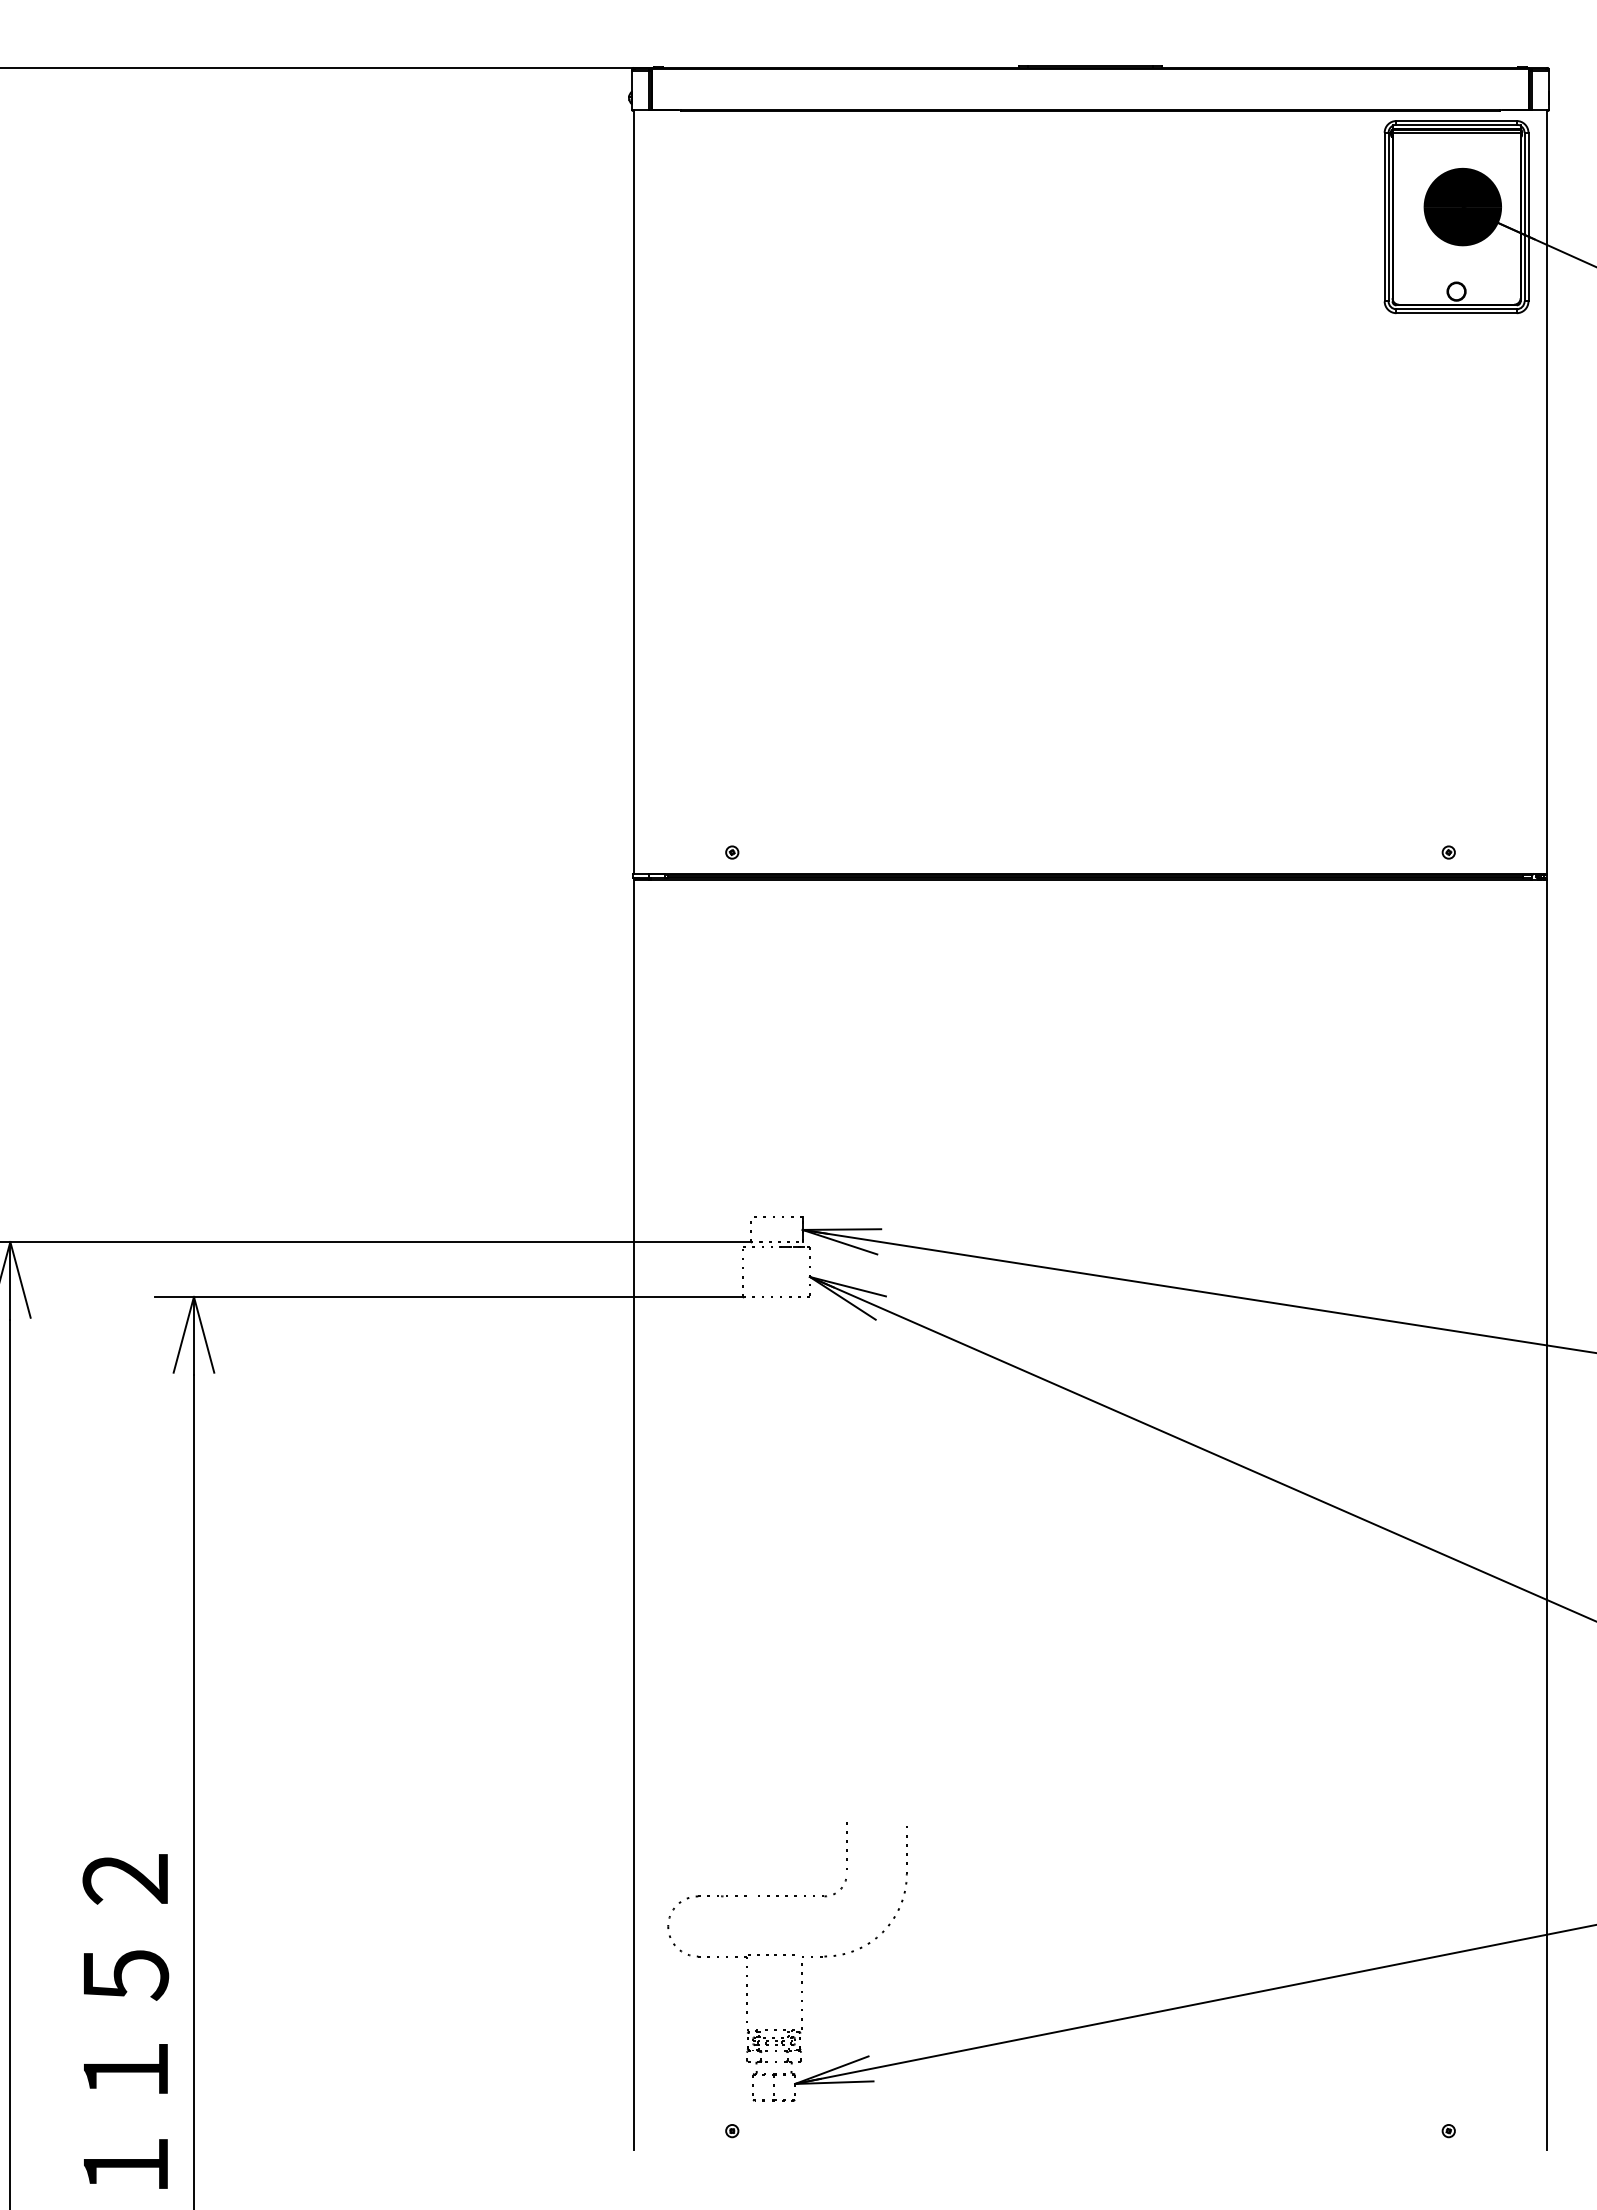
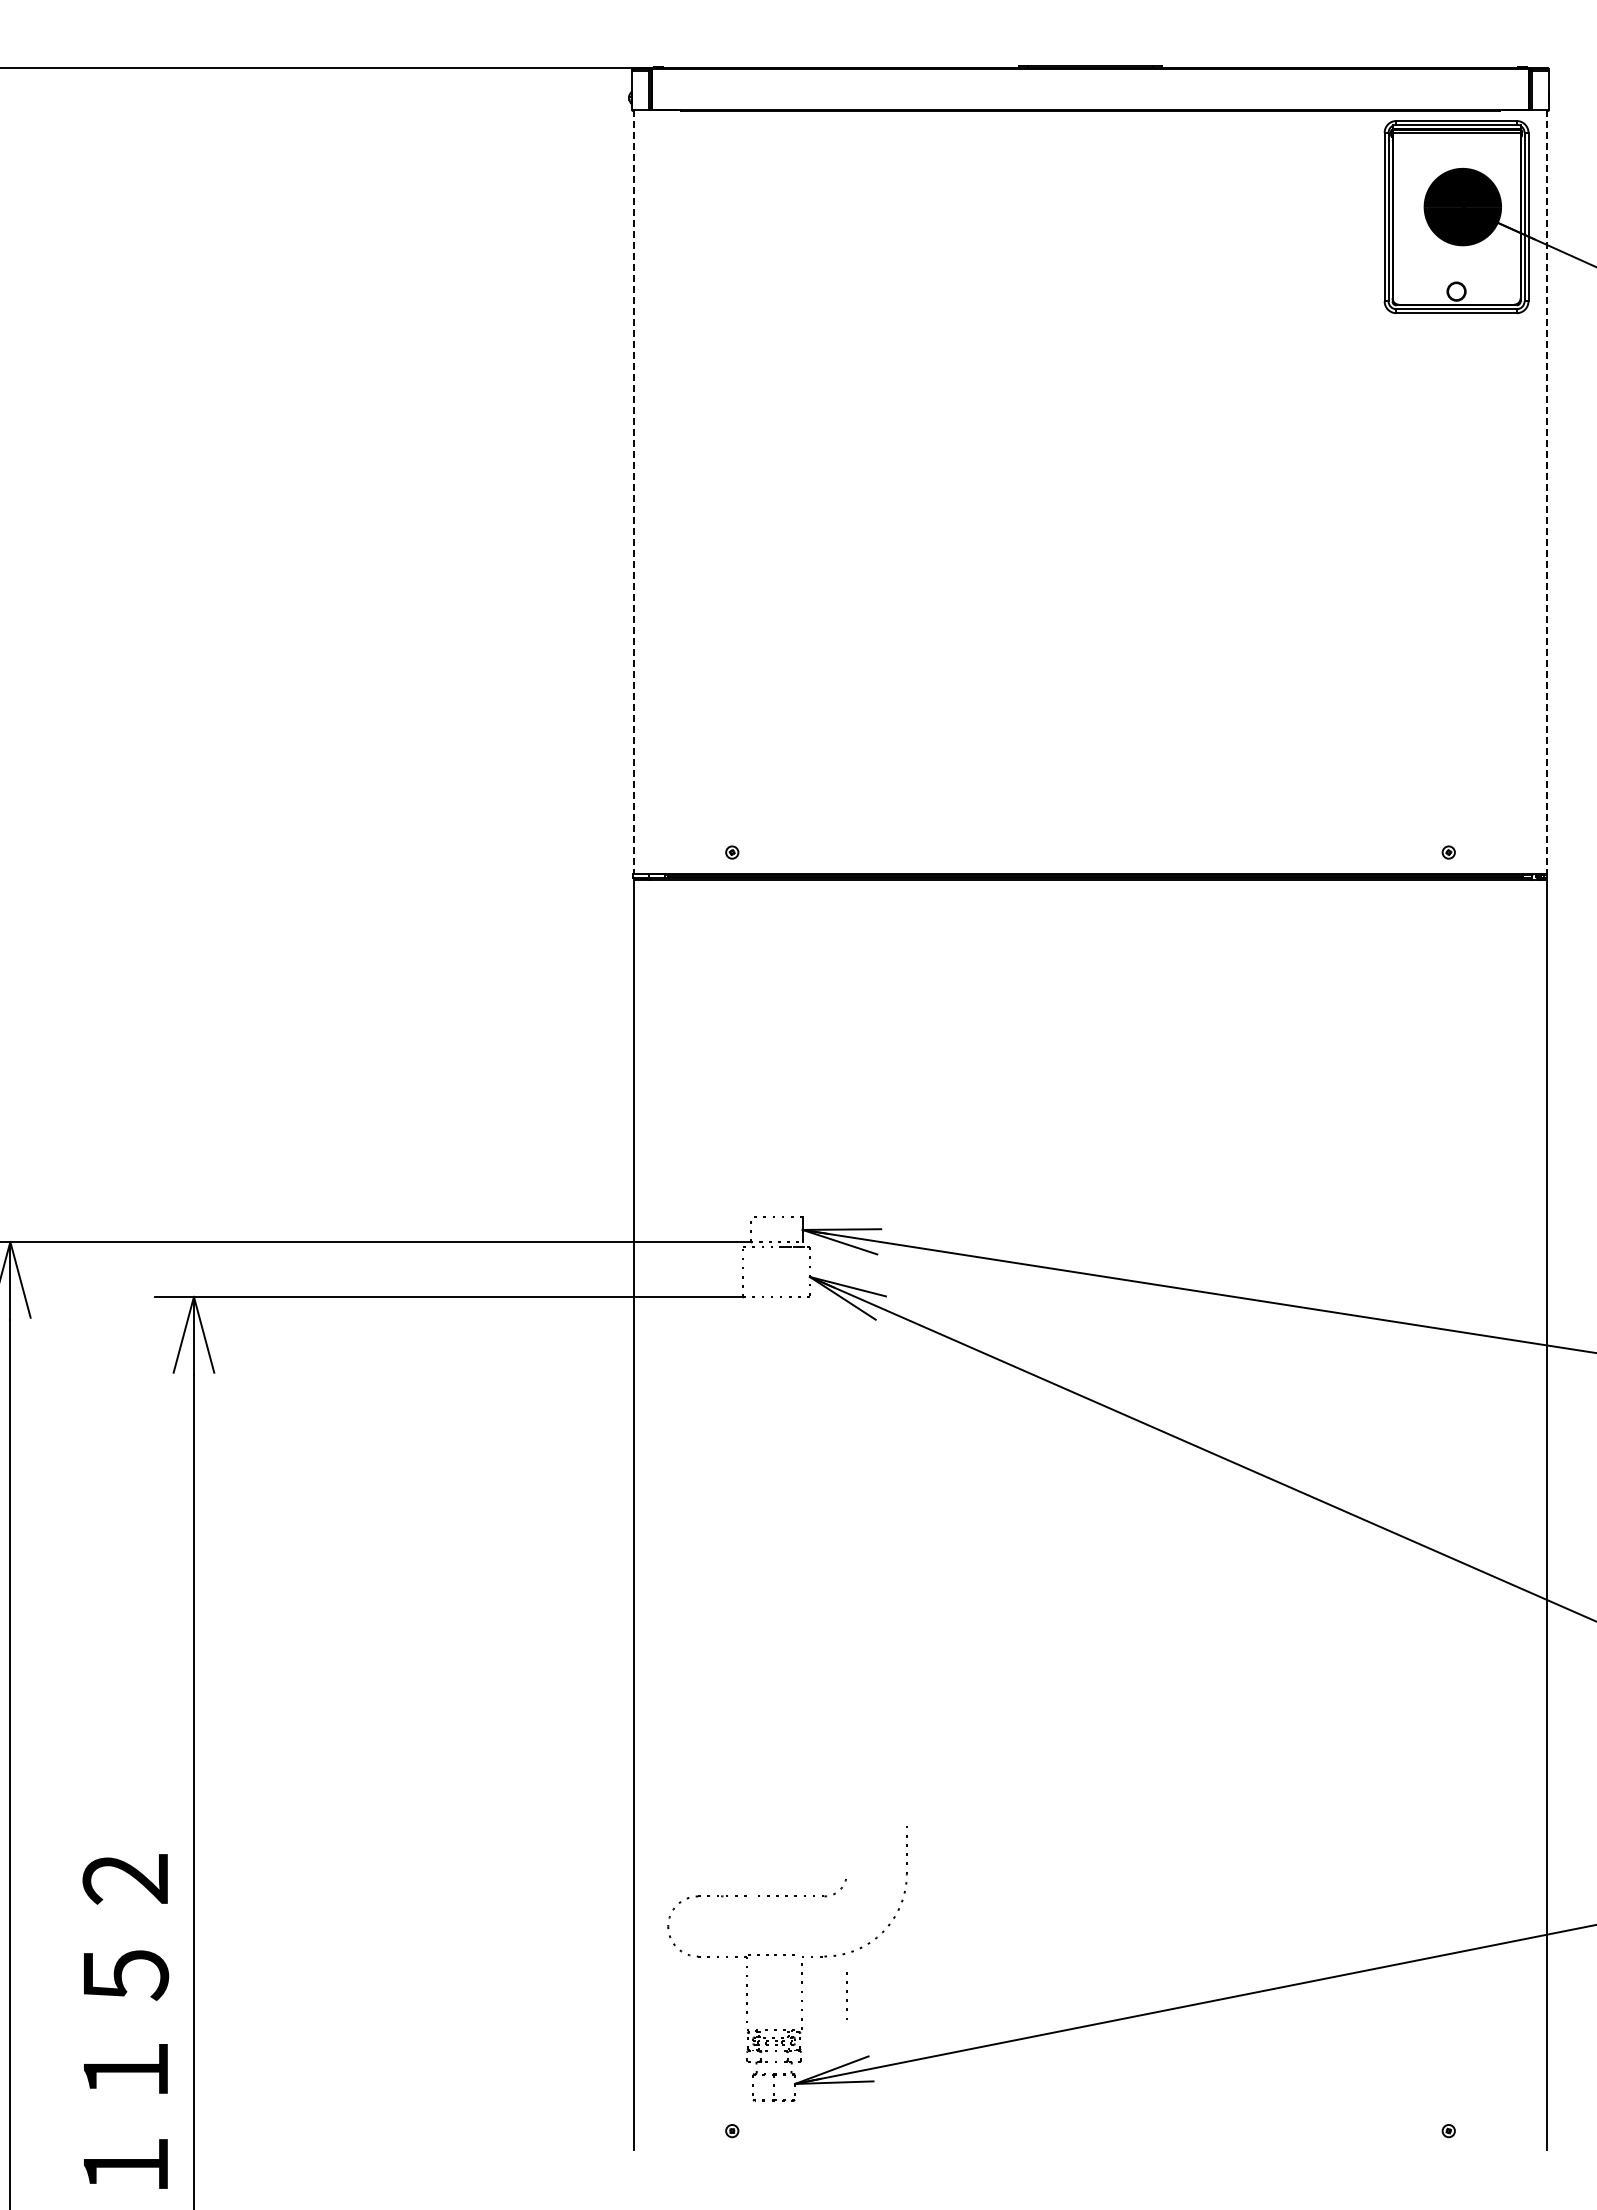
line: solid -> dashed (634, 492)
line: solid -> dashed (1546, 492)
line position: (846, 1842) -> (846, 1992) (846, 1992)
